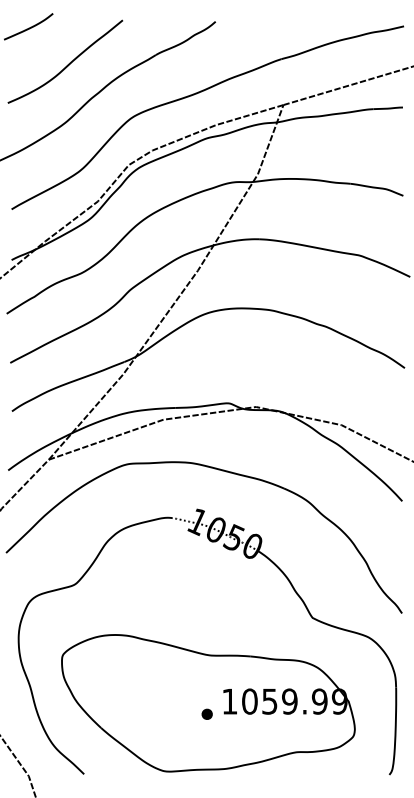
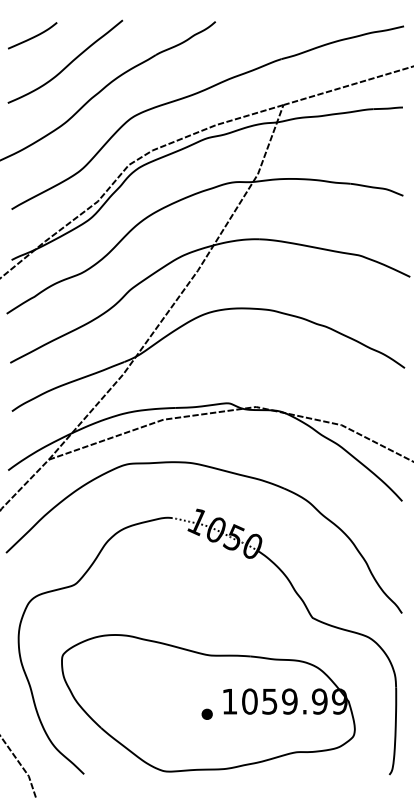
curve position: (28, 27) -> (32, 36) (32, 36)
